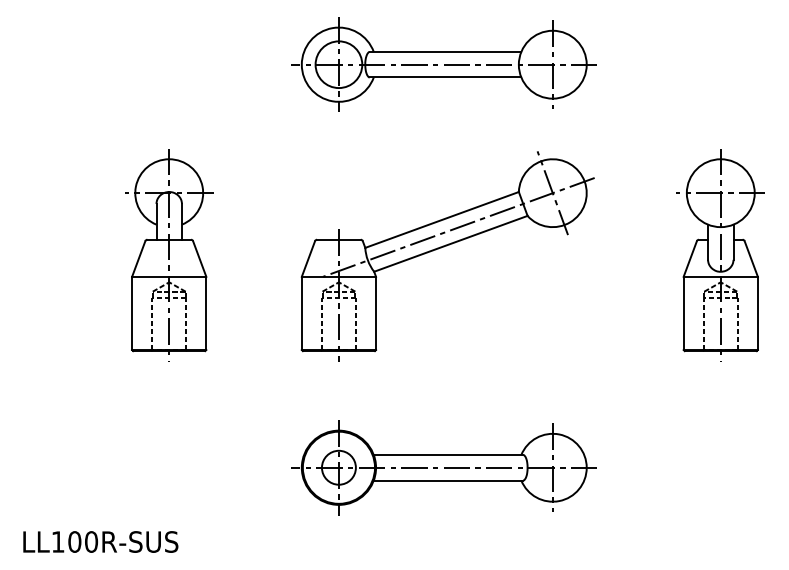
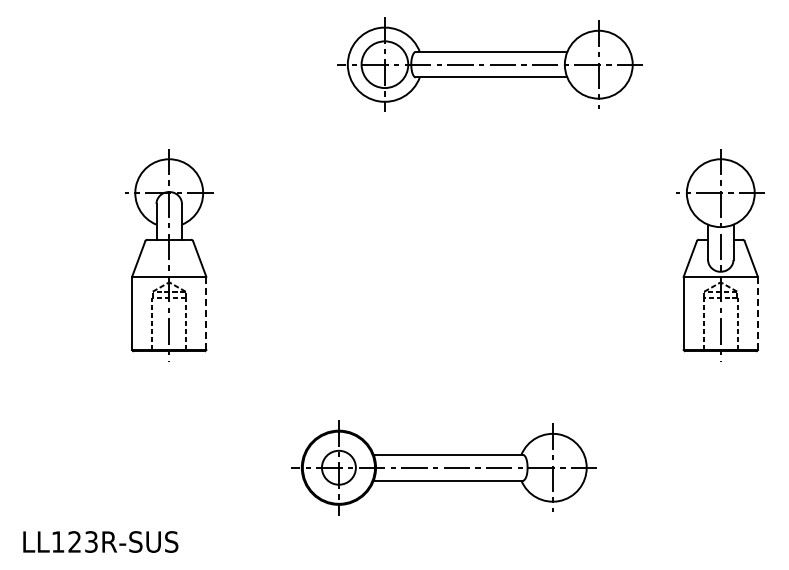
part position: (443, 64) -> (489, 64) (489, 64)
part: present -> none (444, 247)
line: solid -> dashed (206, 313)
line: solid -> dashed (757, 313)
text: LL100R-SUS -> LL123R-SUS (83, 541)
